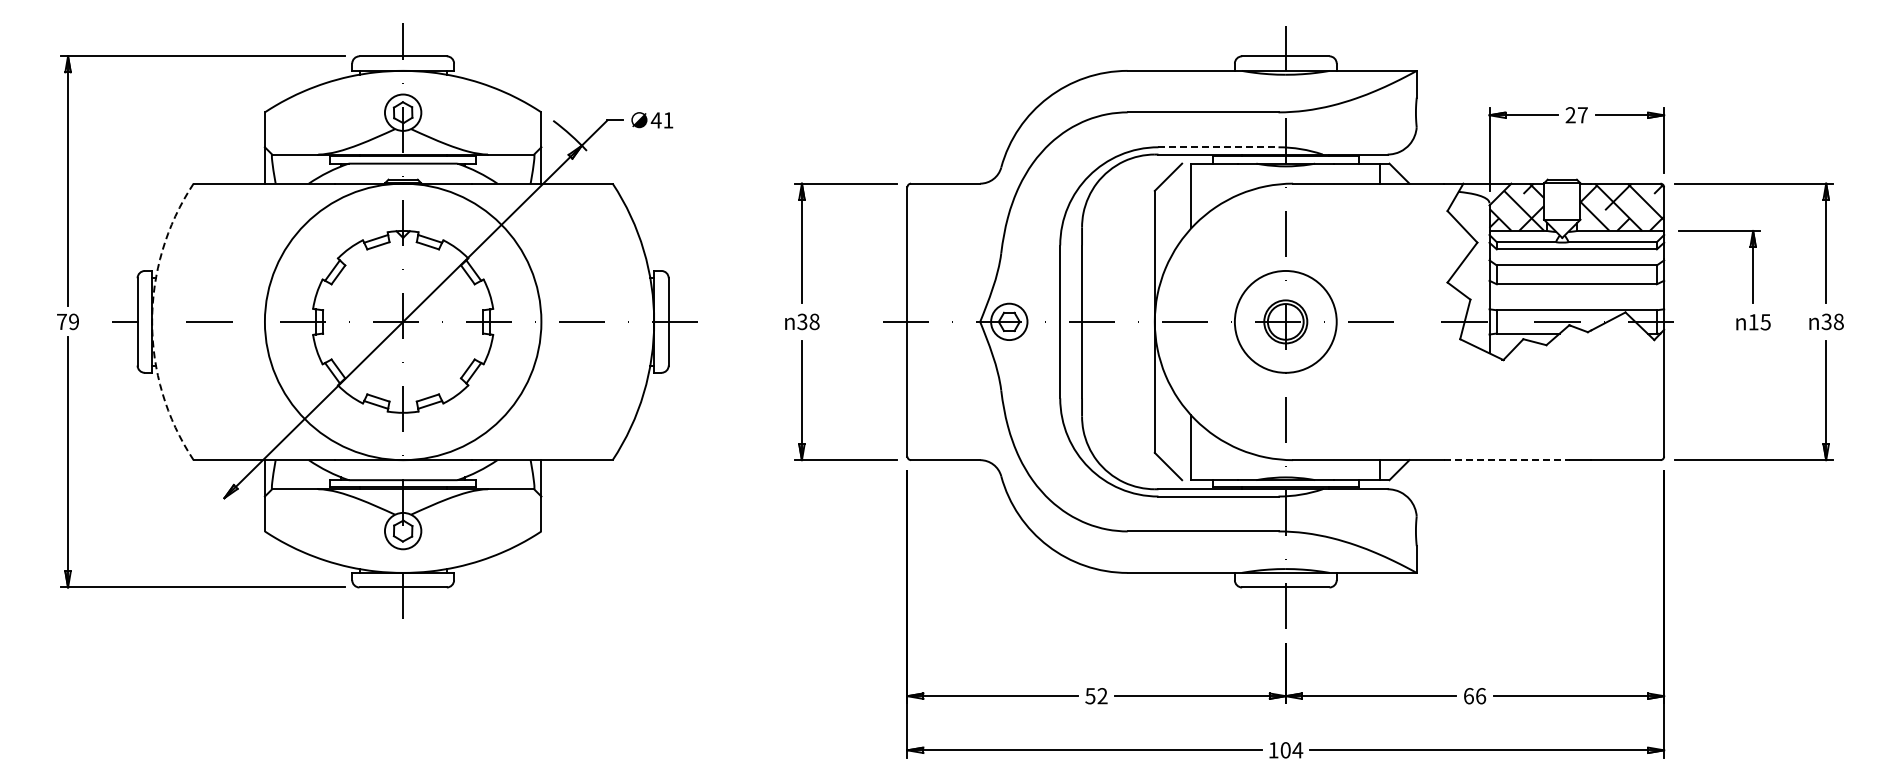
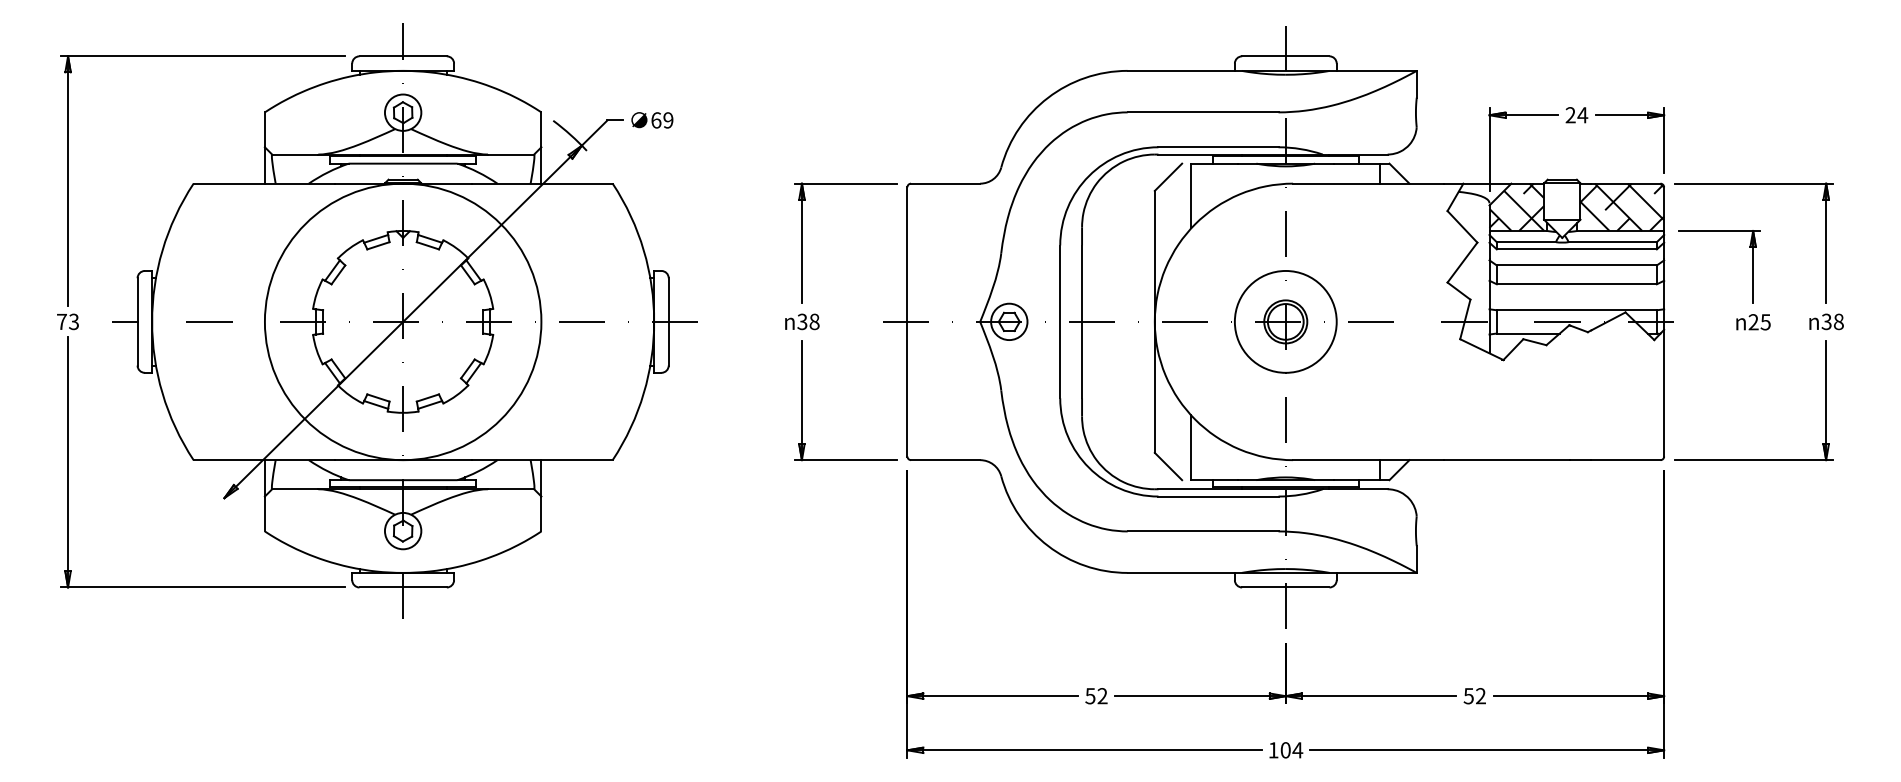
text: 27 -> 24 (1582, 115)
text: 41 -> 69 (661, 120)
line: dashed -> solid (1218, 147)
arc: dashed -> solid (152, 321)
text: 79 -> 73 (73, 322)
text: 15 -> 25 (1753, 322)
line: dashed -> solid (1507, 460)
text: 66 -> 52 (1474, 696)
